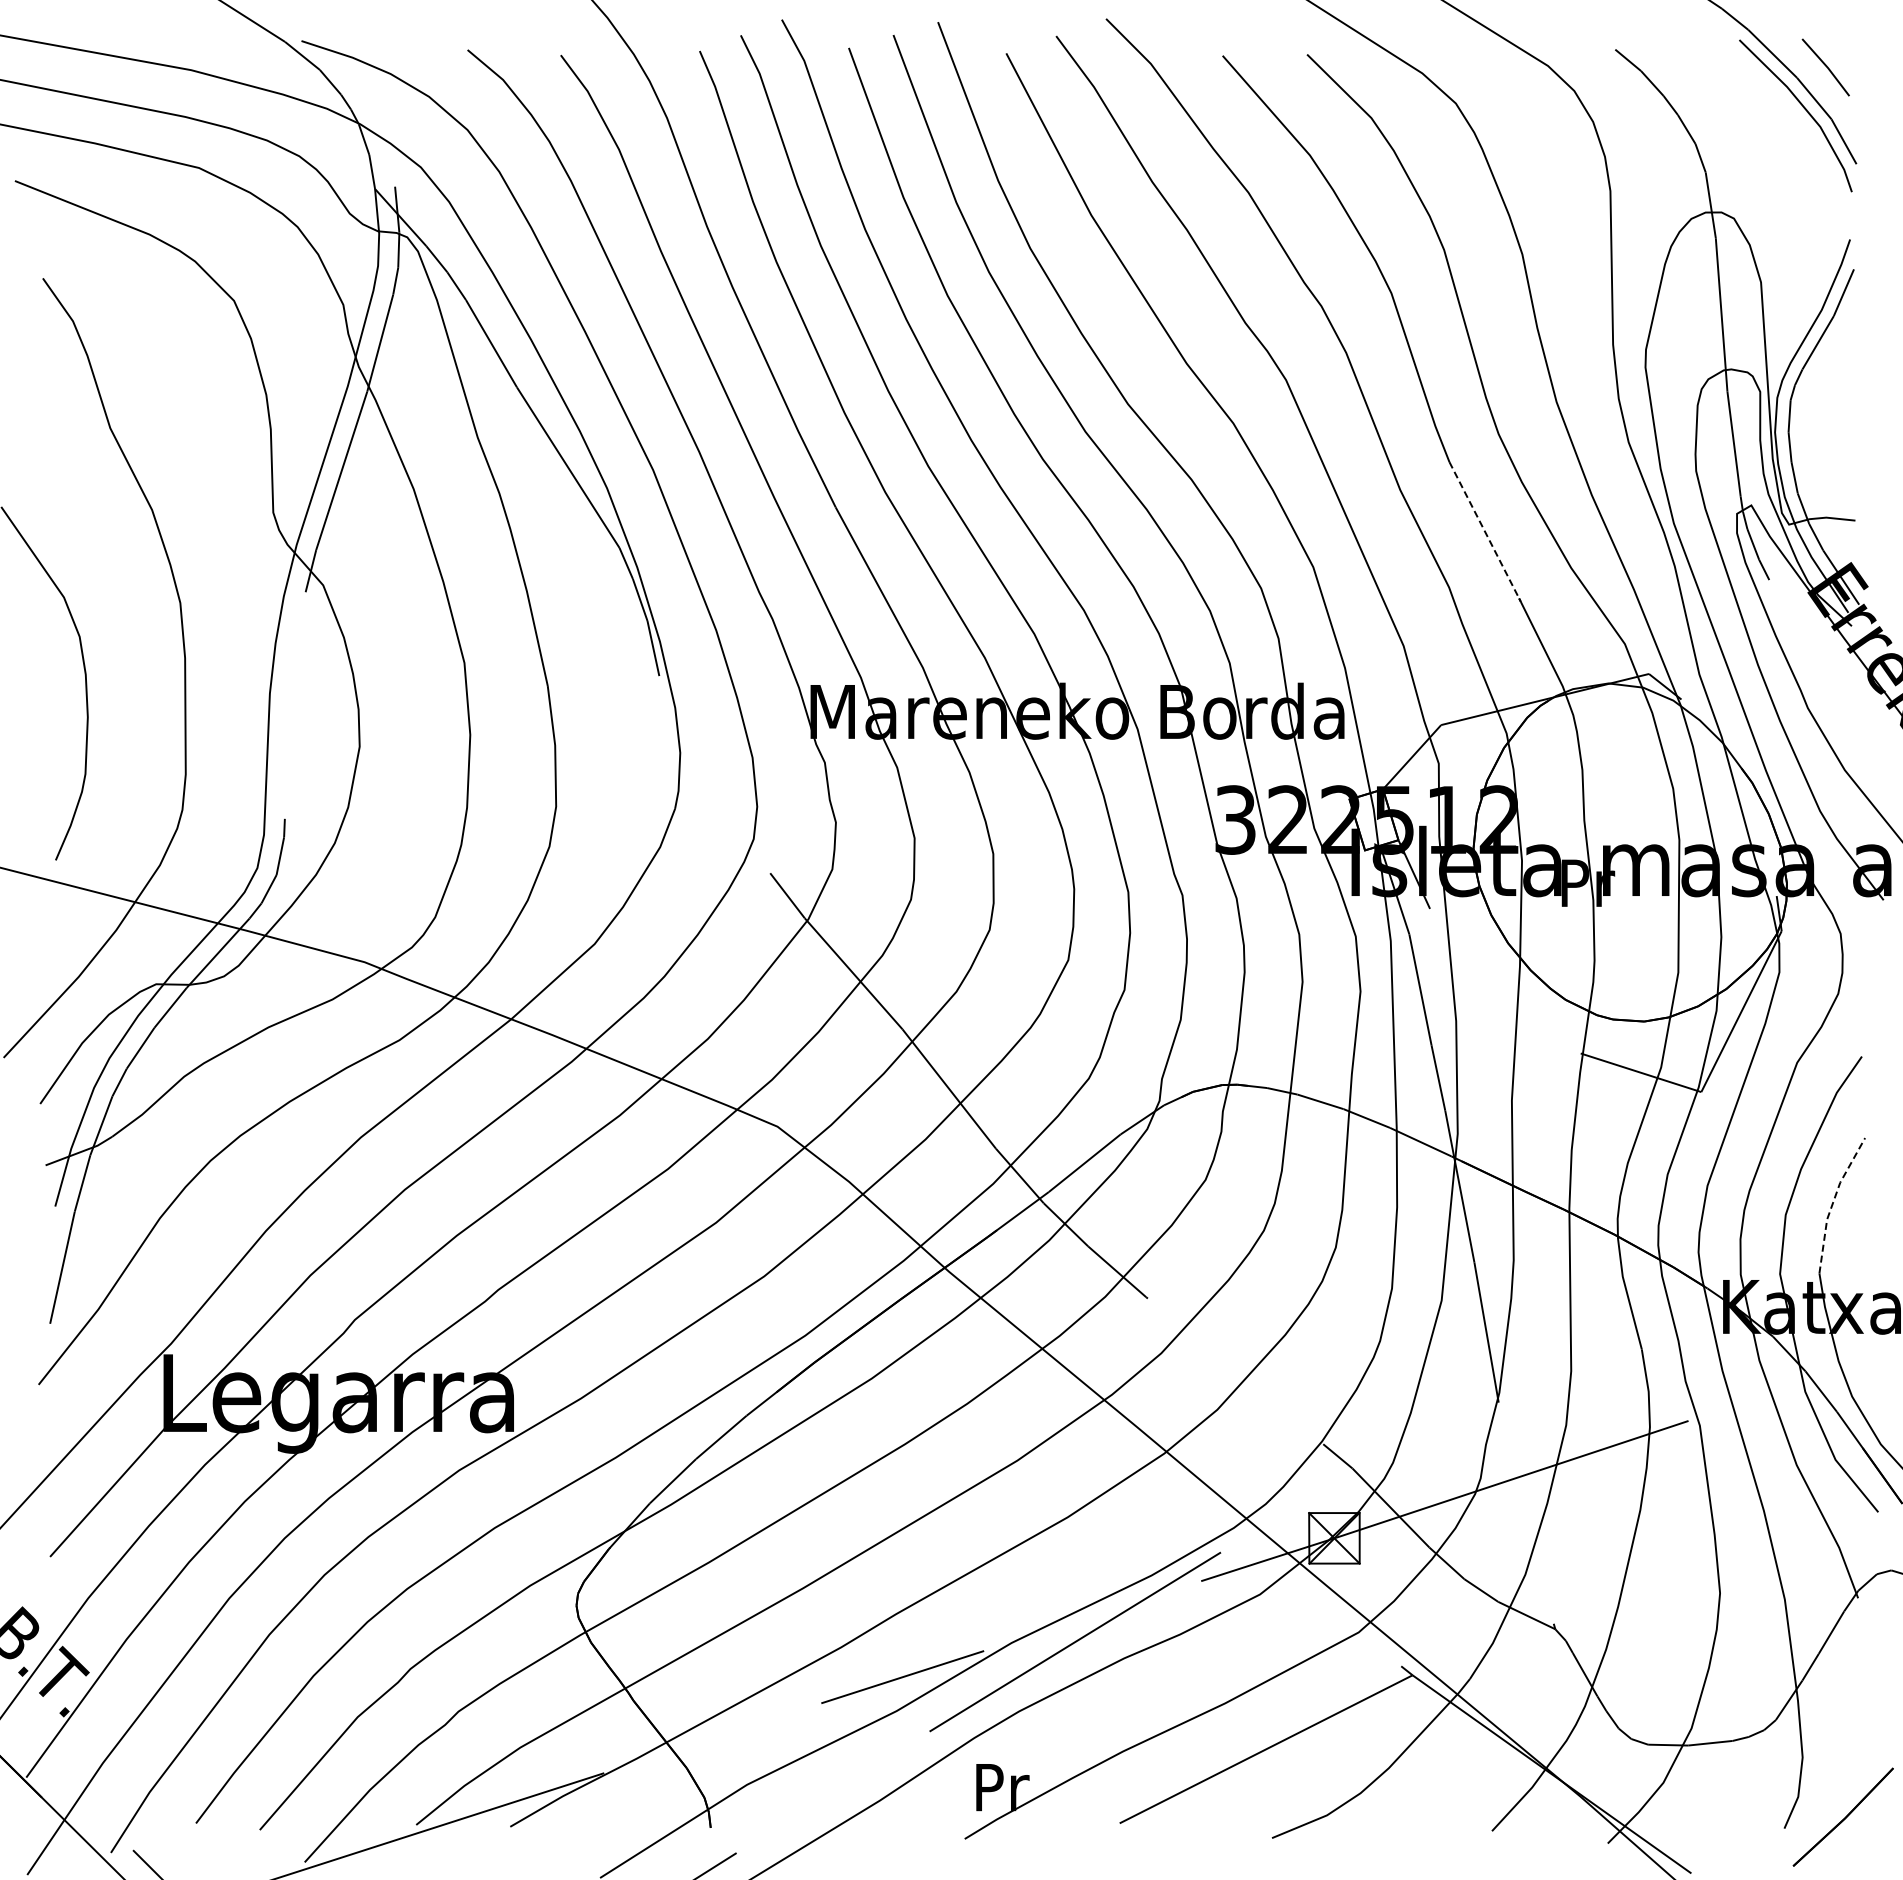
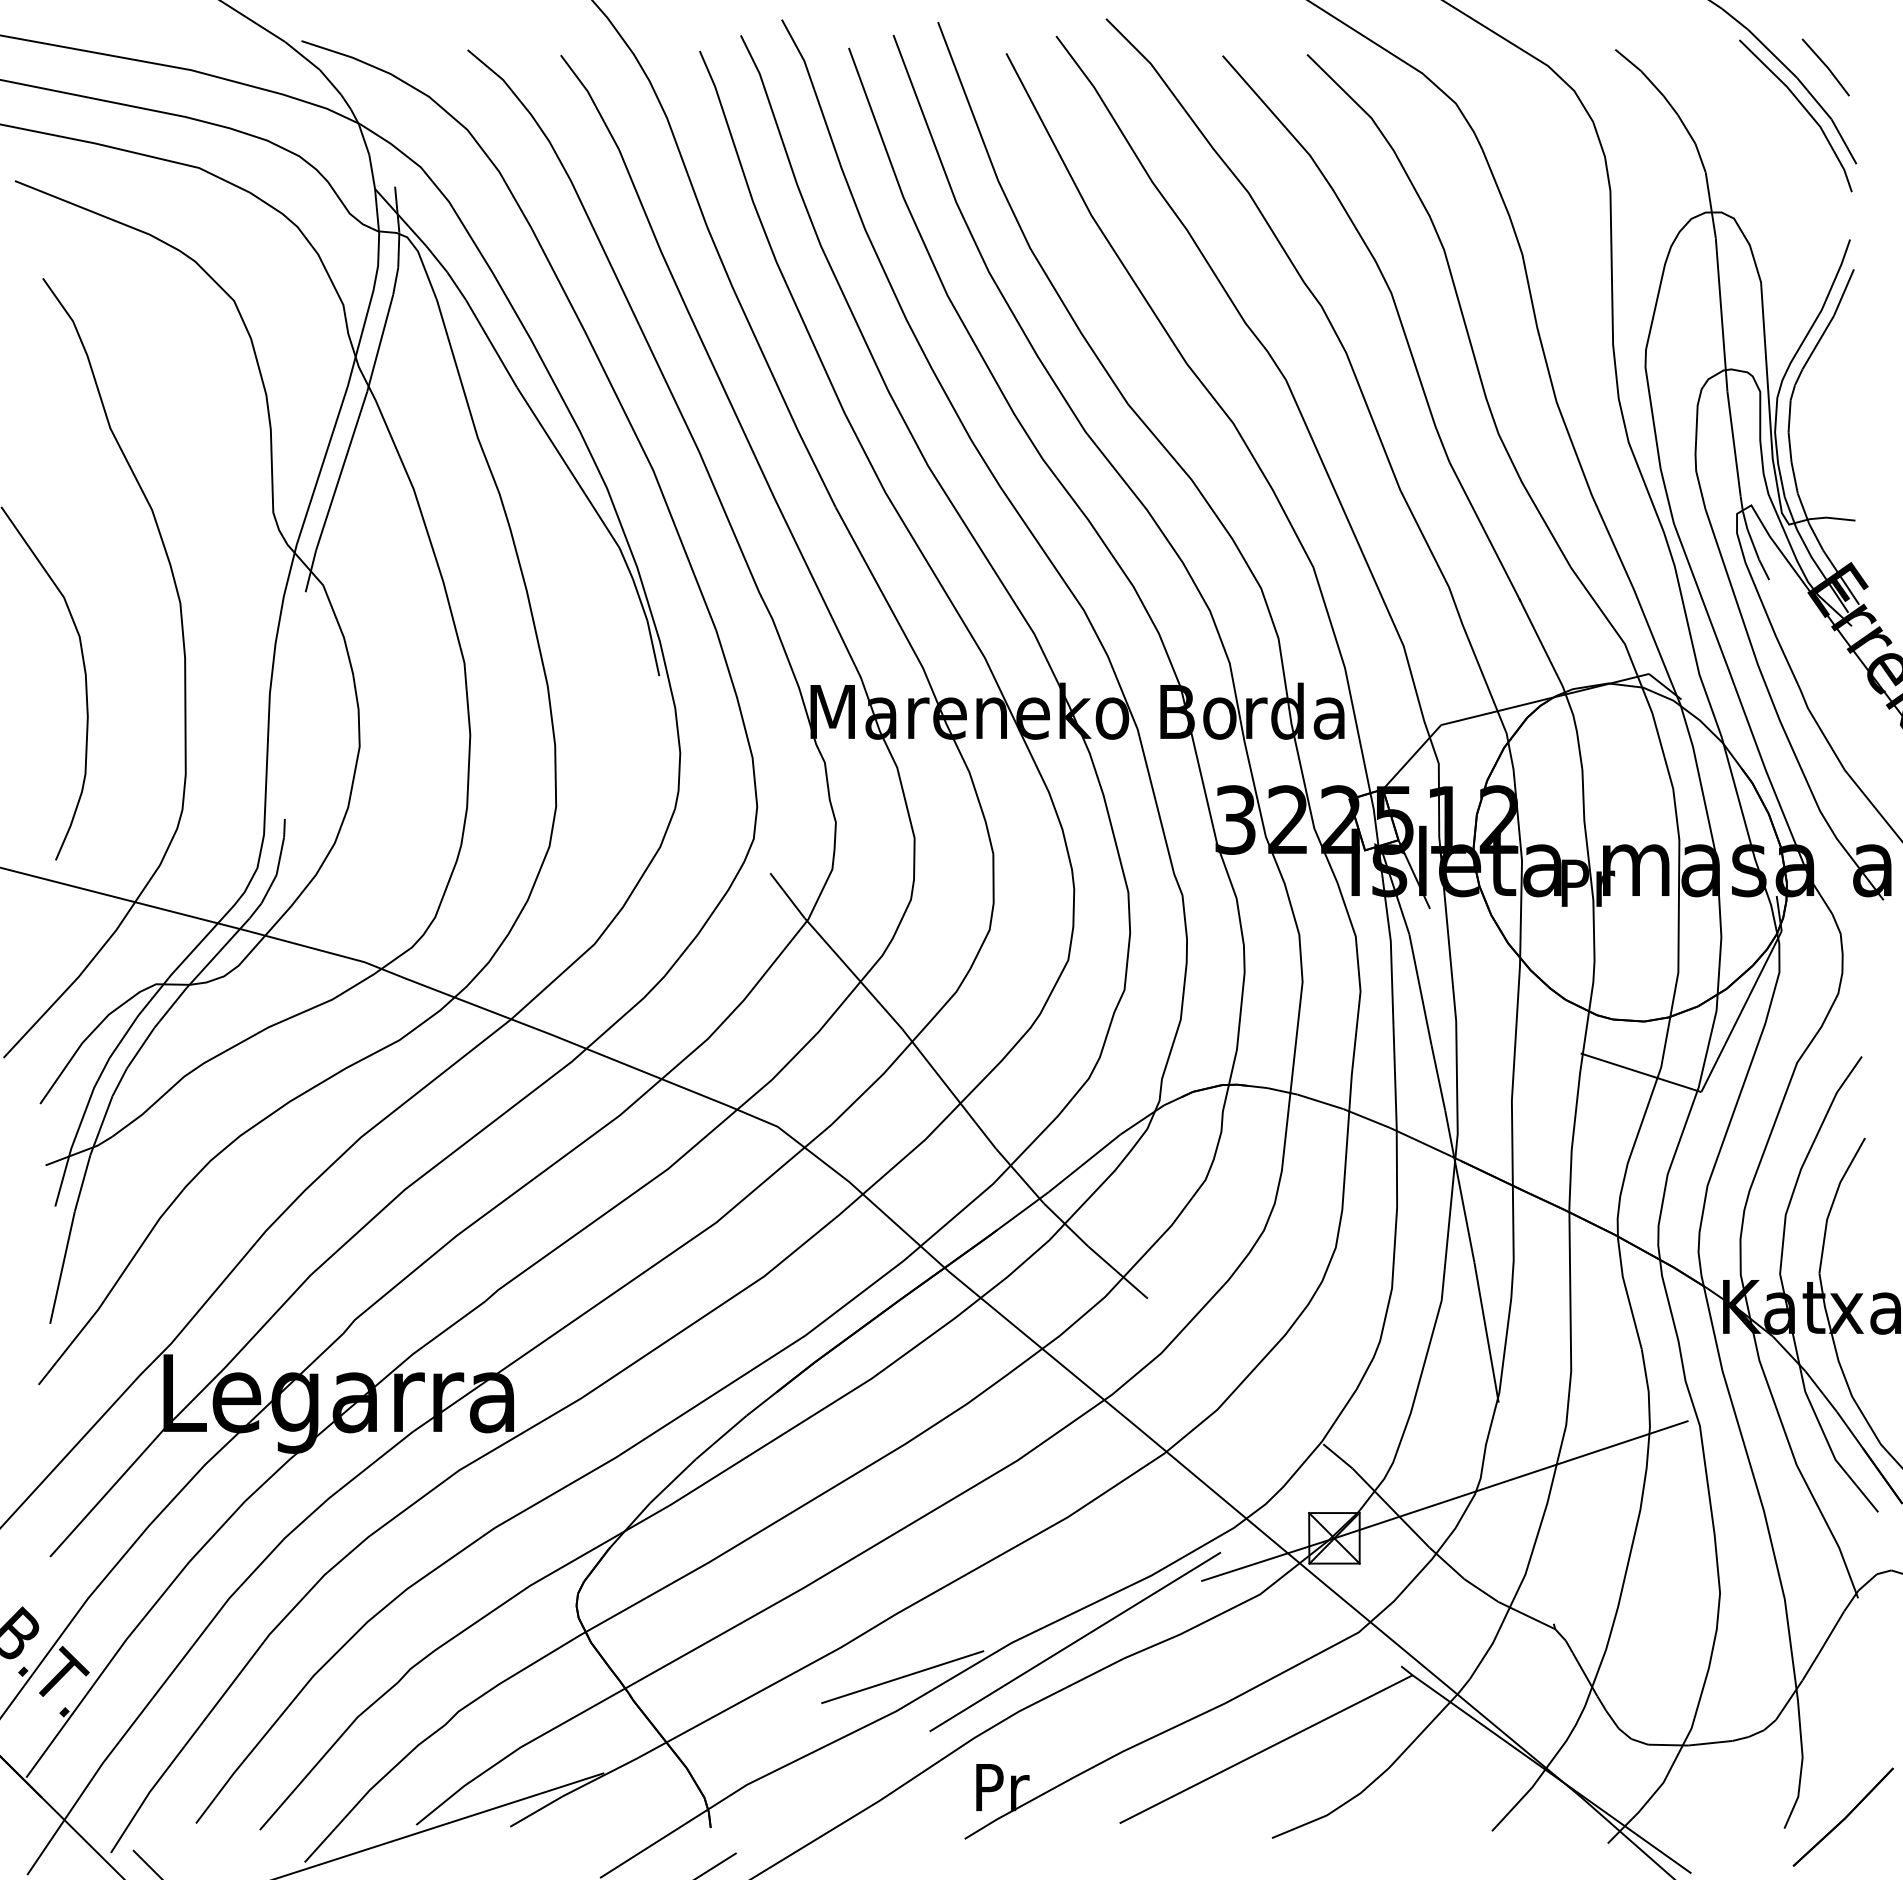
line: dashed -> solid (1484, 530)
line: dashed -> solid (1833, 1202)
